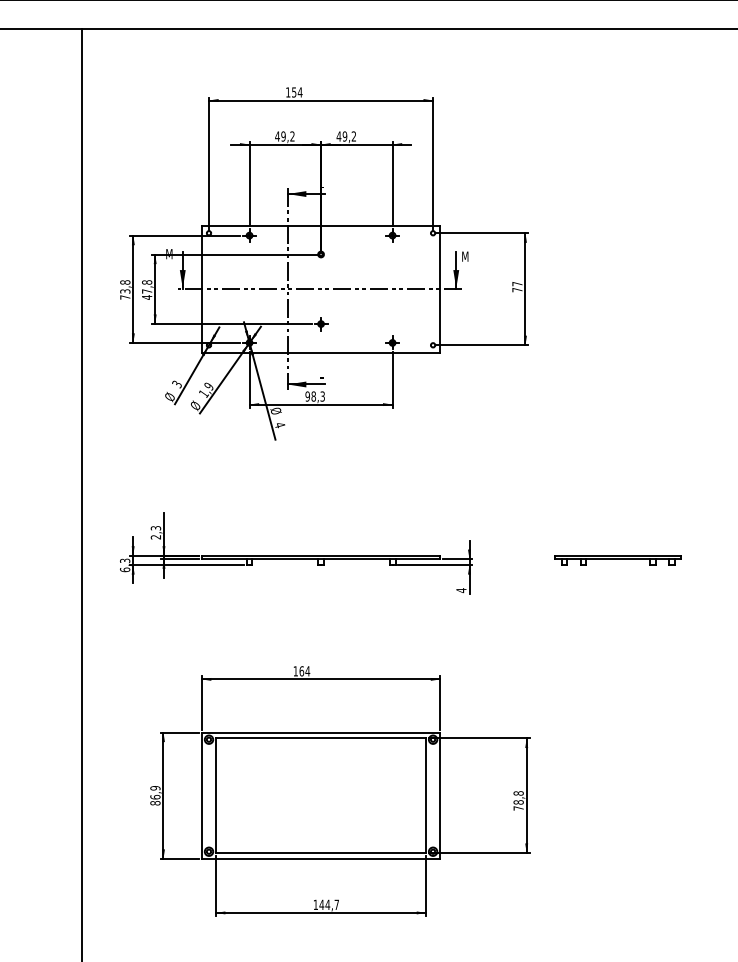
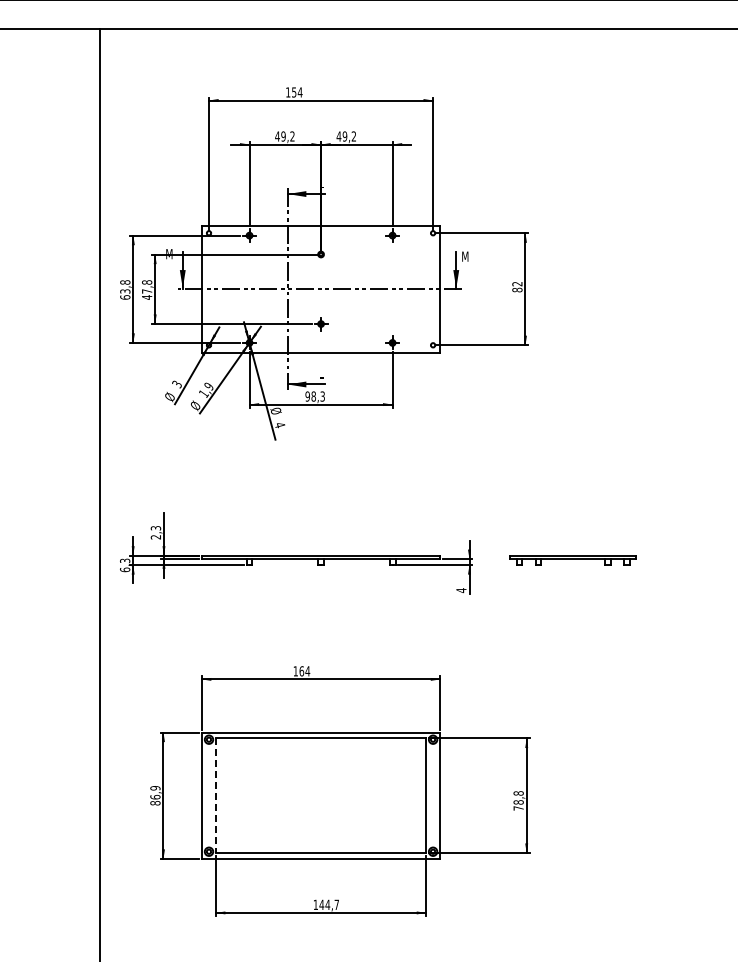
text: 77 -> 82 (517, 287)
text: 73,8 -> 63,8 (125, 297)
line position: (82, 493) -> (100, 493) (100, 493)
part position: (617, 560) -> (572, 560) (572, 560)
line: solid -> dashed (215, 796)
